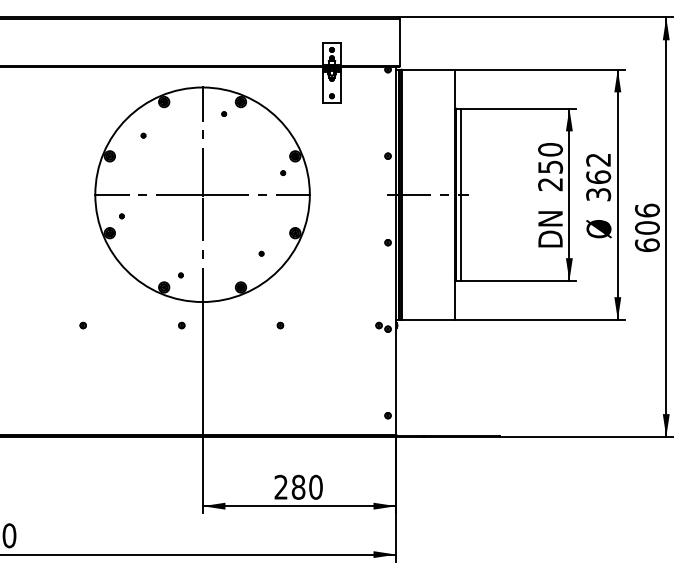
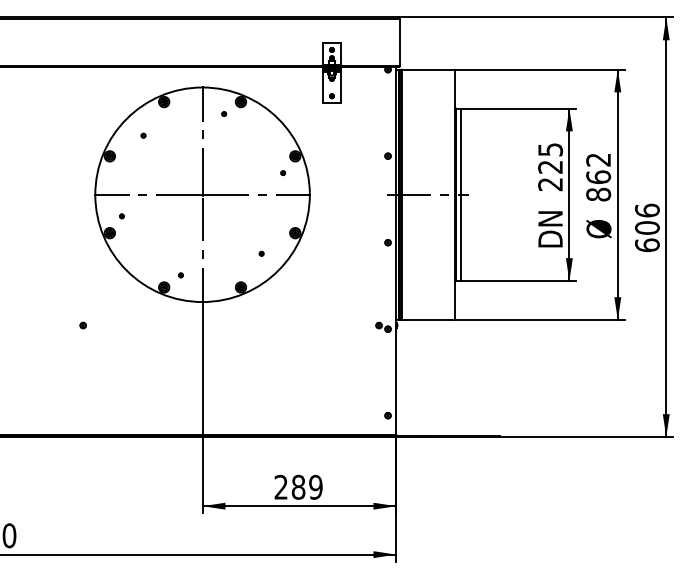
text: 250 -> 225 (550, 158)
text: 362 -> 862 (598, 194)
part: present -> none (181, 325)
part: present -> none (280, 325)
text: 280 -> 289 (315, 487)
